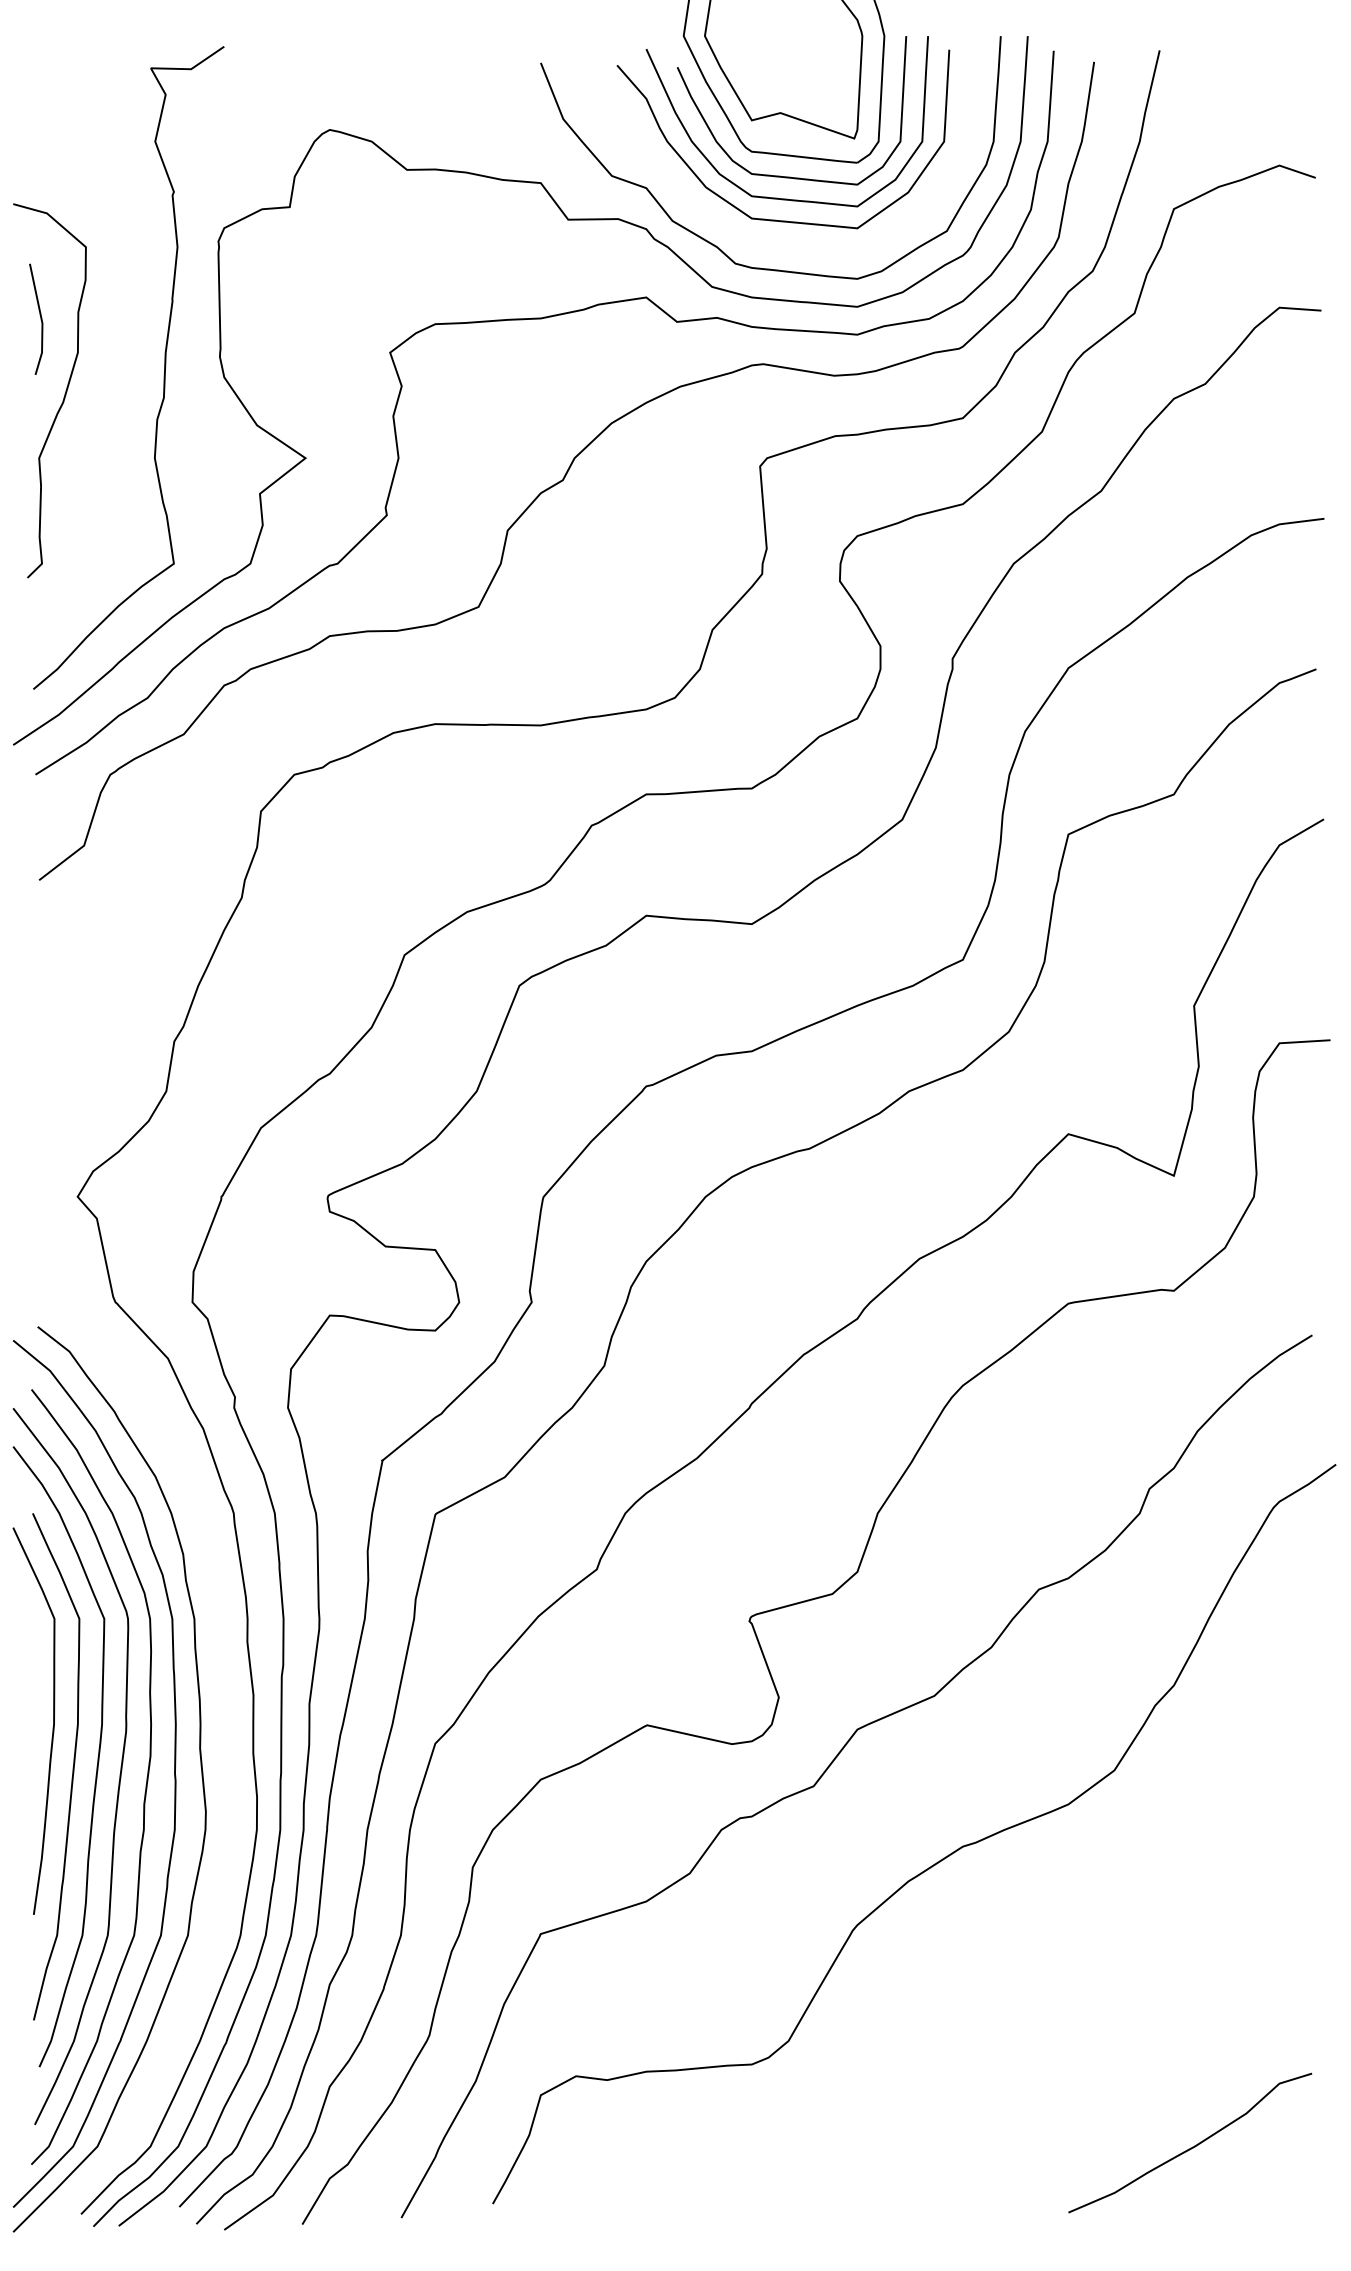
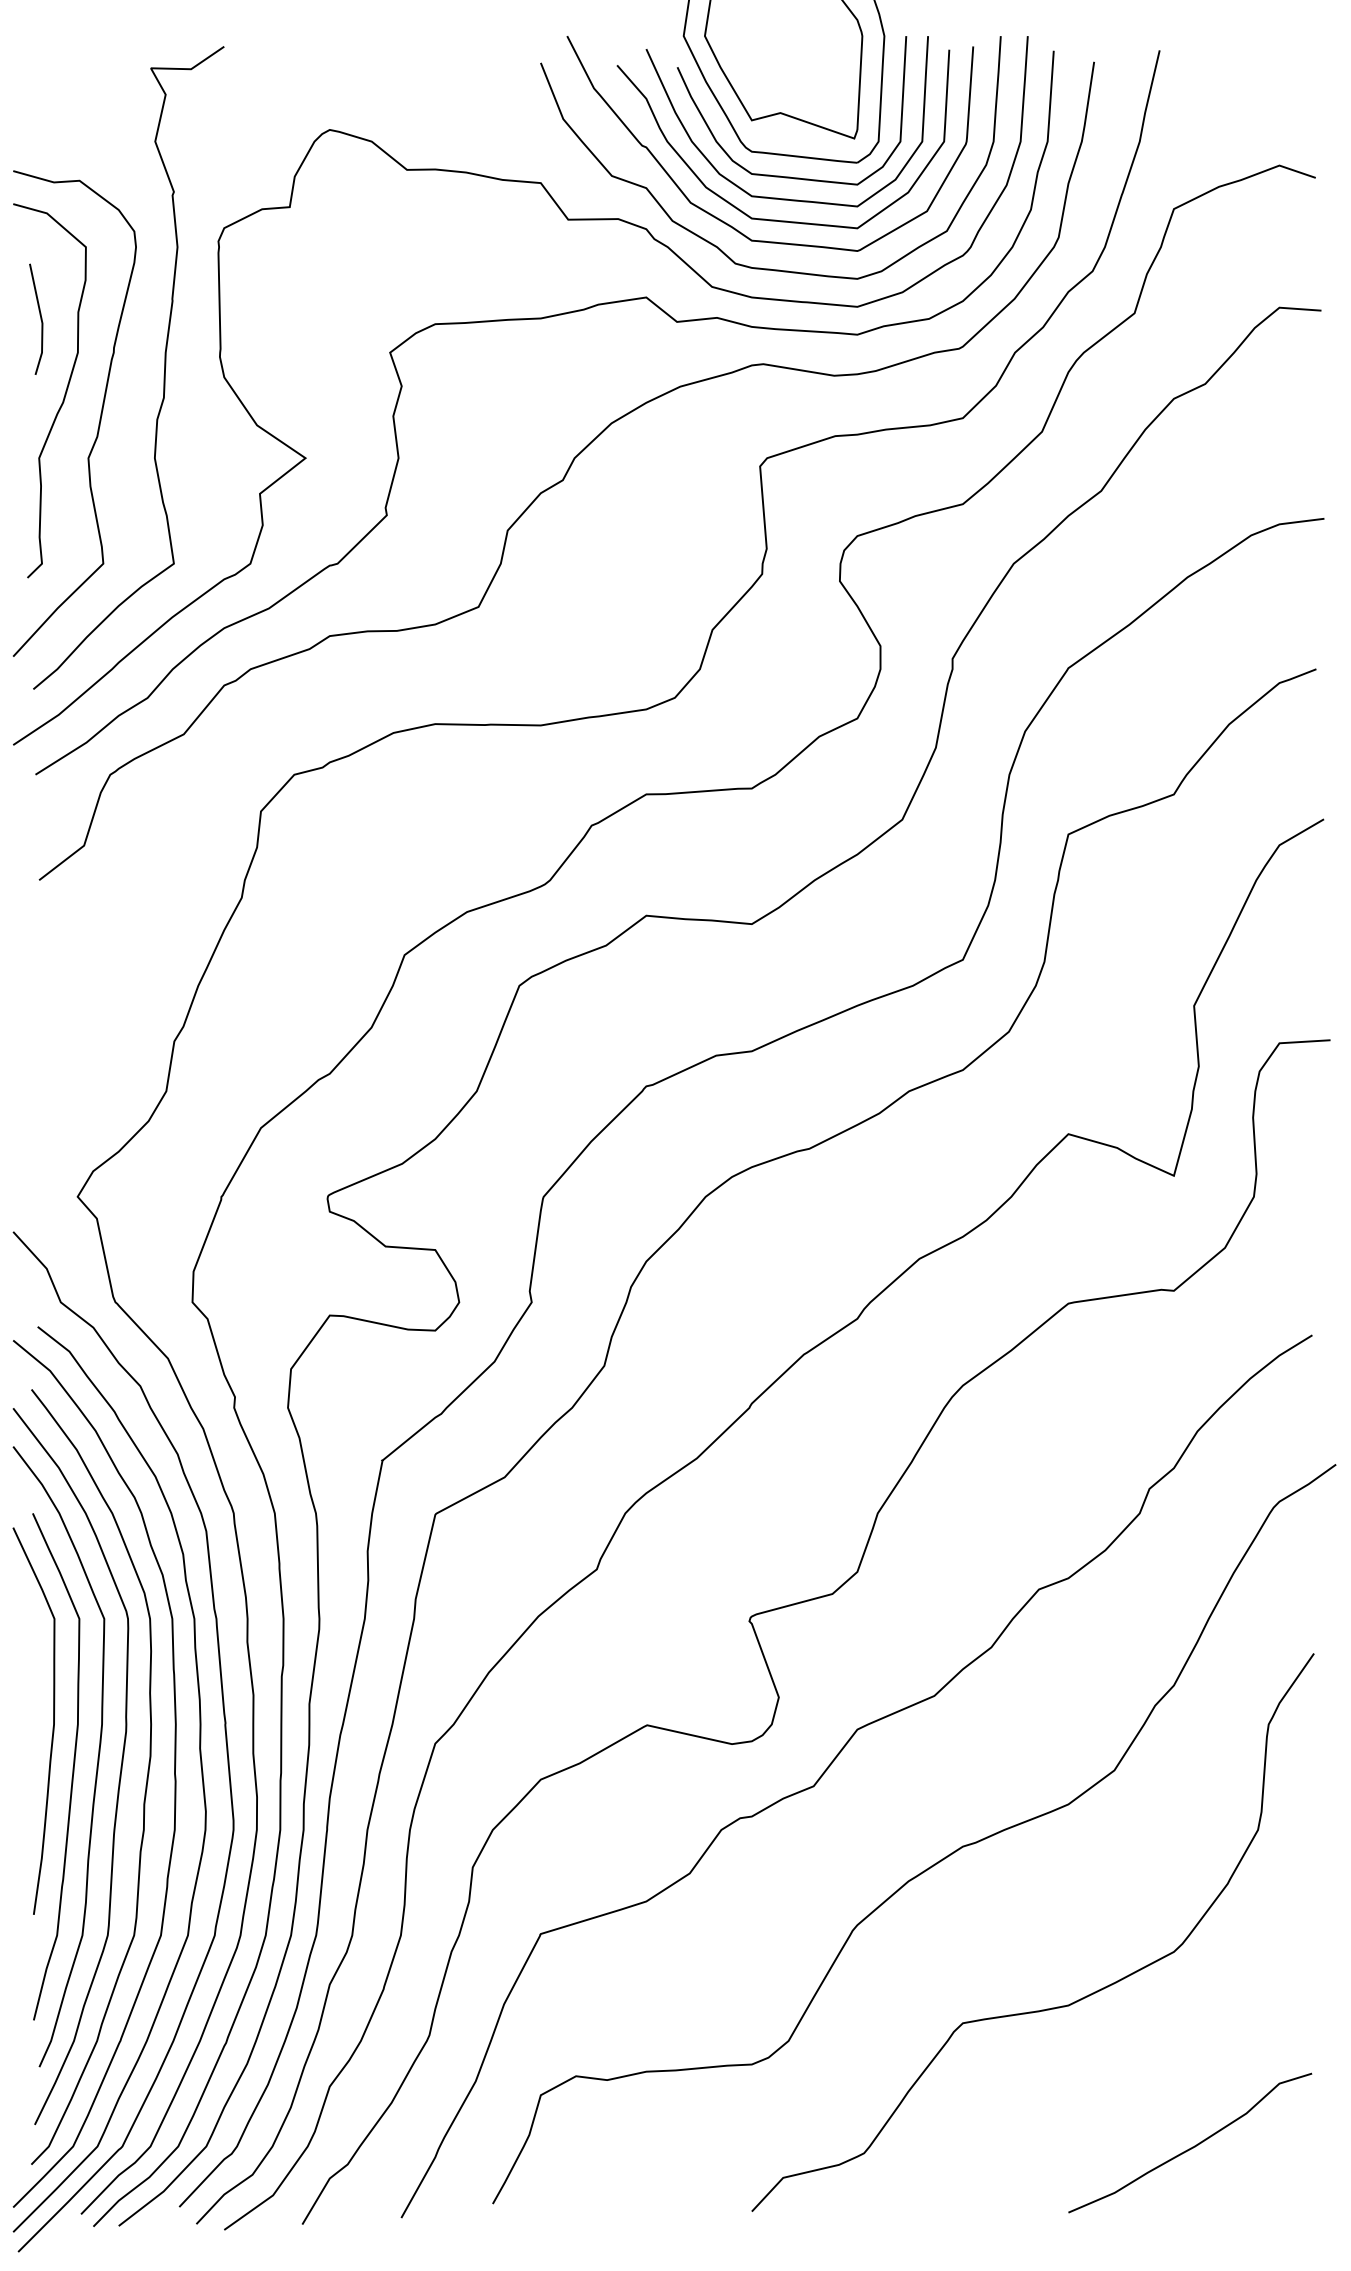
curve: none -> present (721, 219)
curve: none -> present (99, 418)
curve: none -> present (224, 1730)
curve: none -> present (1046, 2008)
